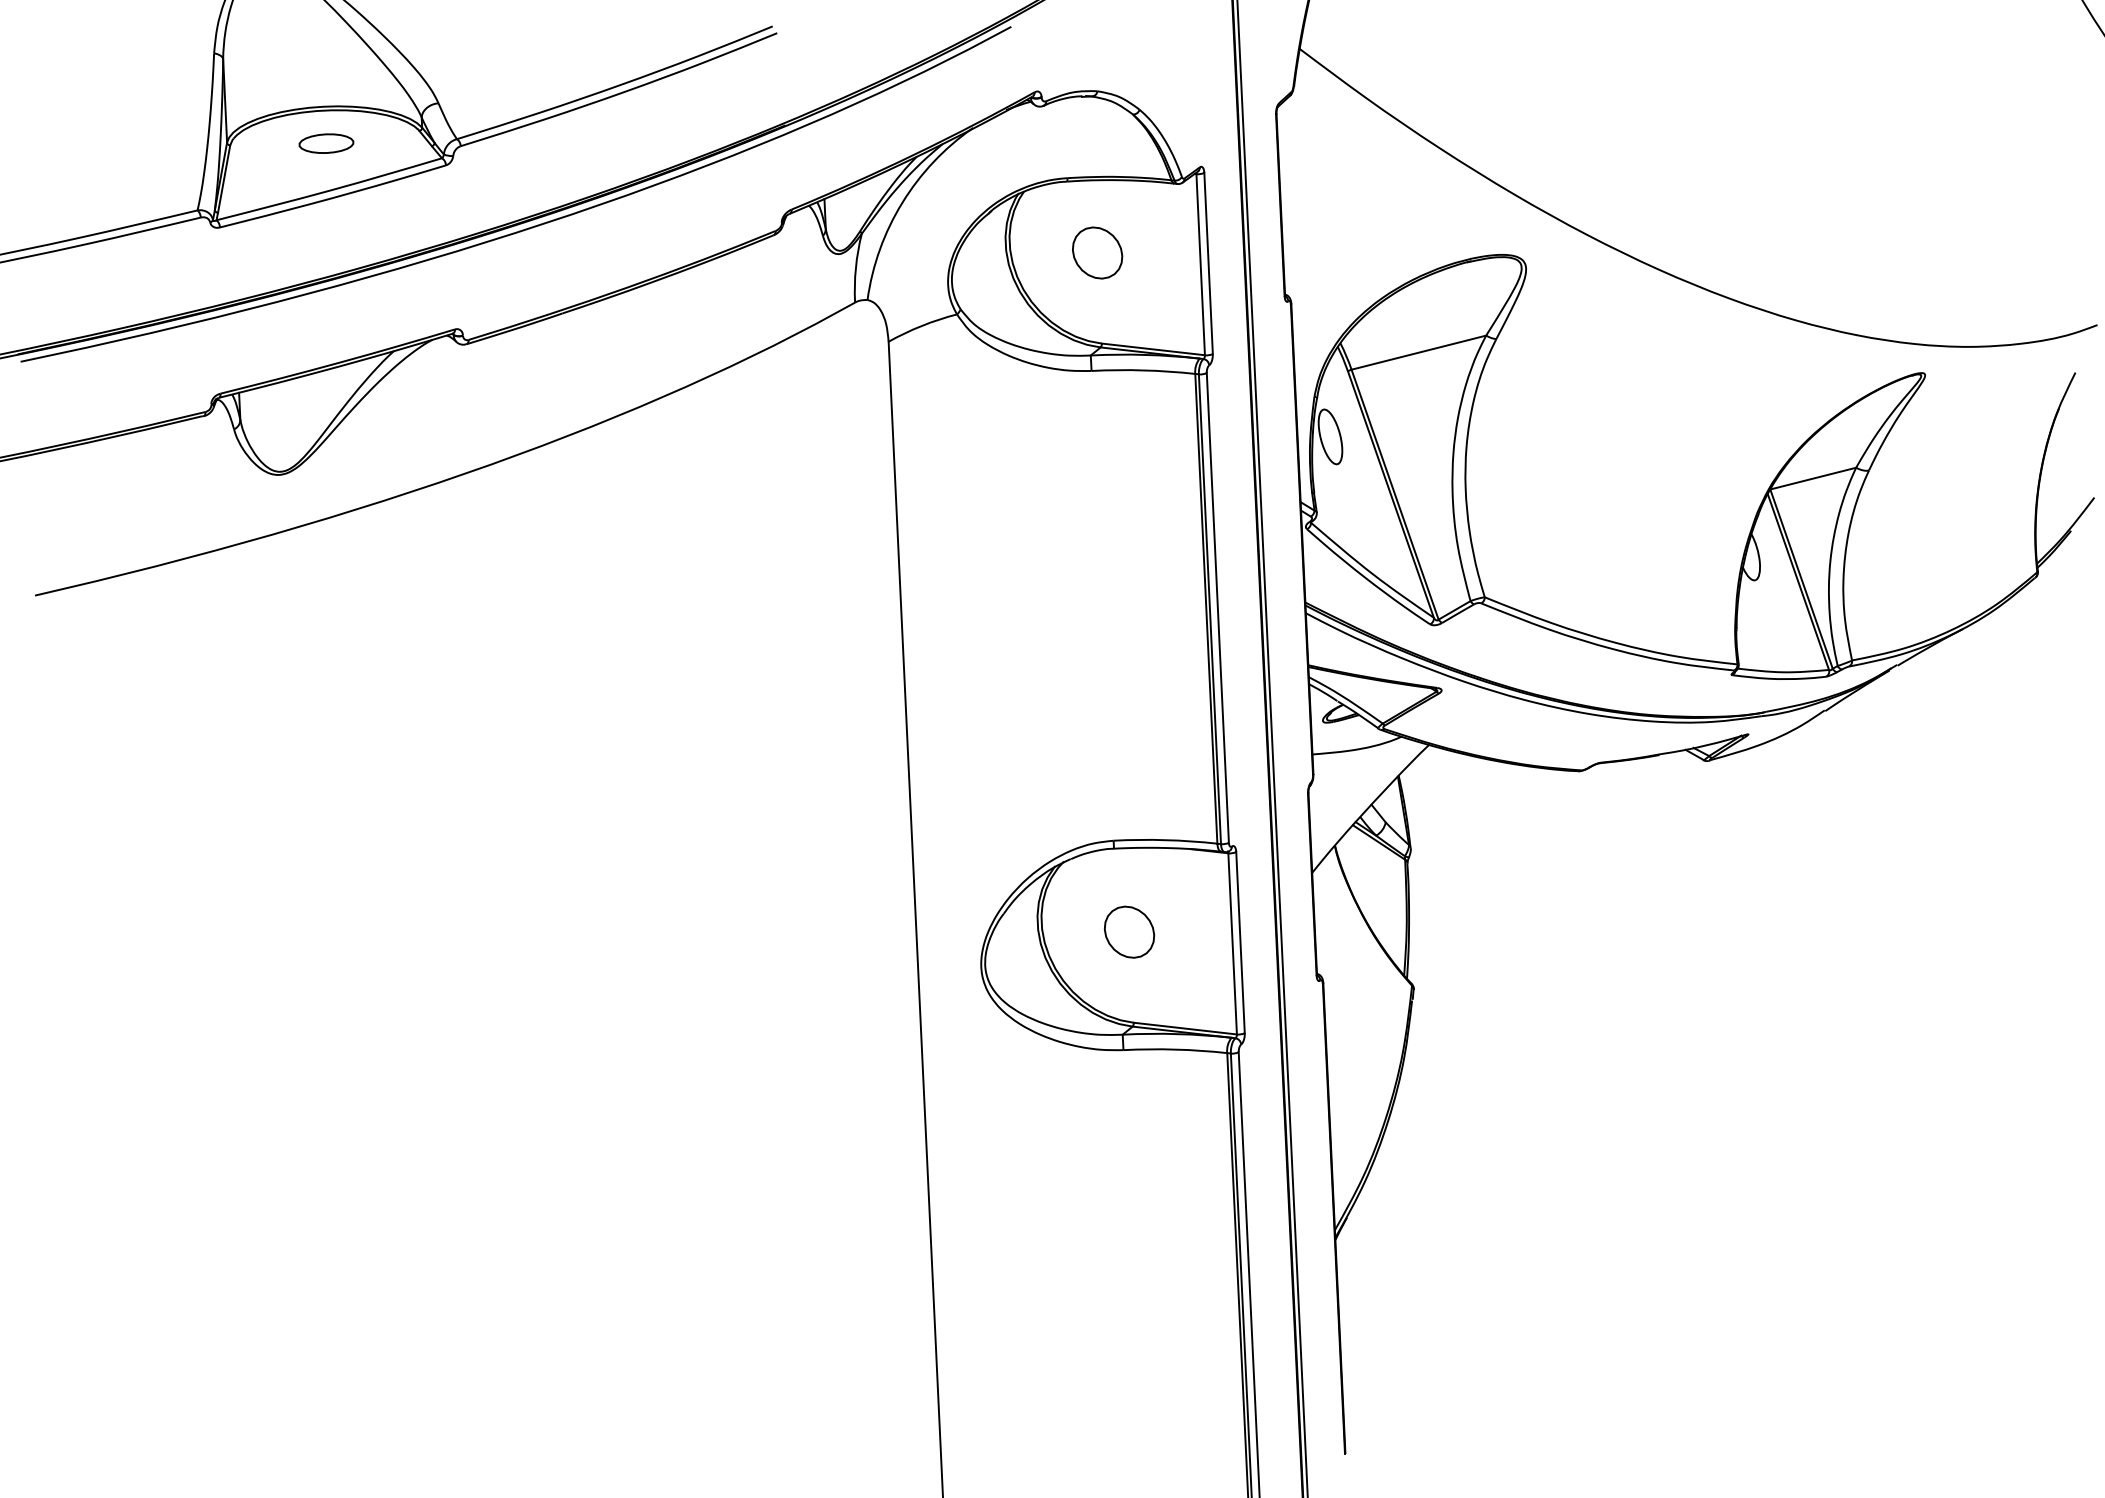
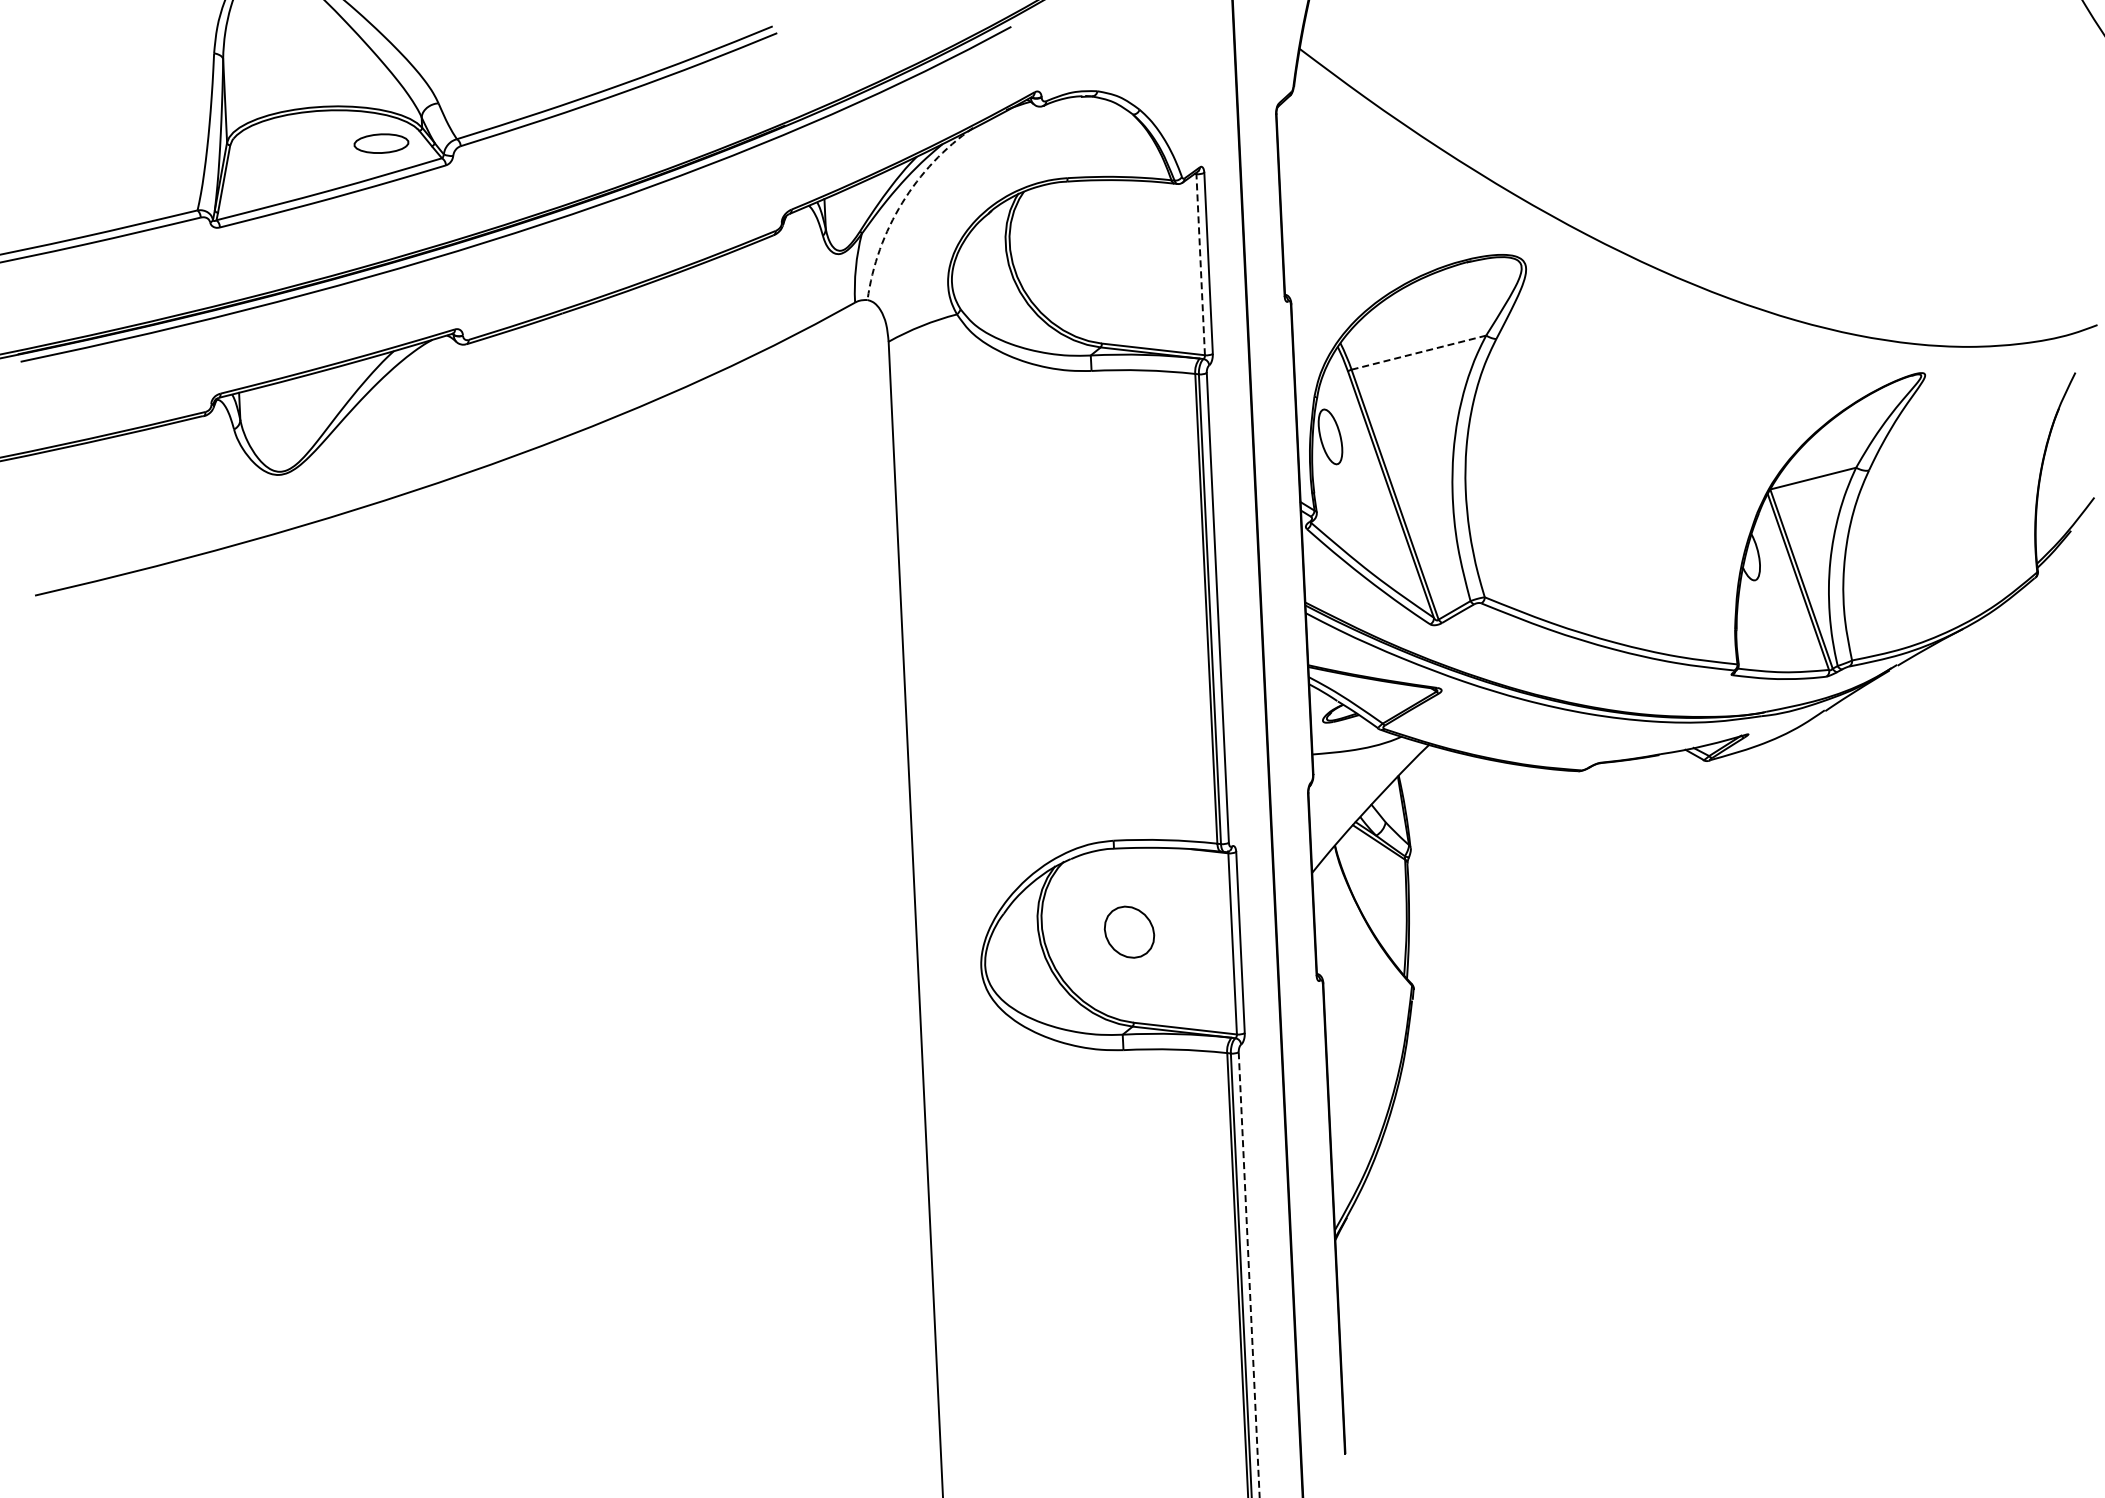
part position: (326, 143) -> (381, 143) (381, 143)
arc: solid -> dashed (902, 202)
part: present -> none (1097, 252)
line: solid -> dashed (1200, 264)
line: solid -> dashed (1419, 352)
line: present -> none (1272, 748)
line: solid -> dashed (1249, 1274)
